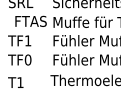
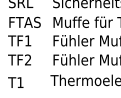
text position: (30, 20) -> (24, 21) (24, 21)
text: TF0 -> TF2 (27, 59)
